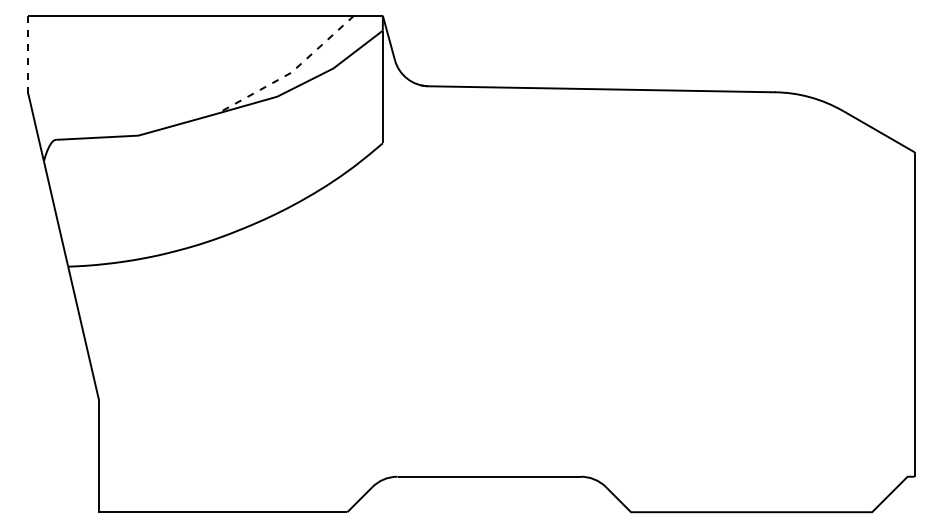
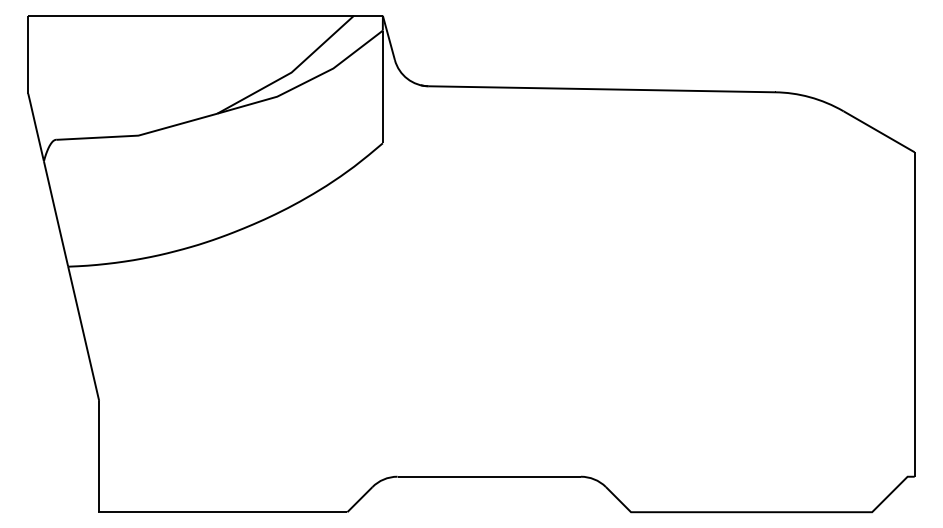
line: dashed -> solid (28, 54)
line: dashed -> solid (291, 72)
